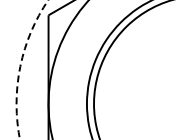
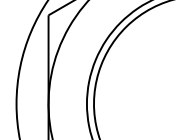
circle: dashed -> solid (32, 69)
